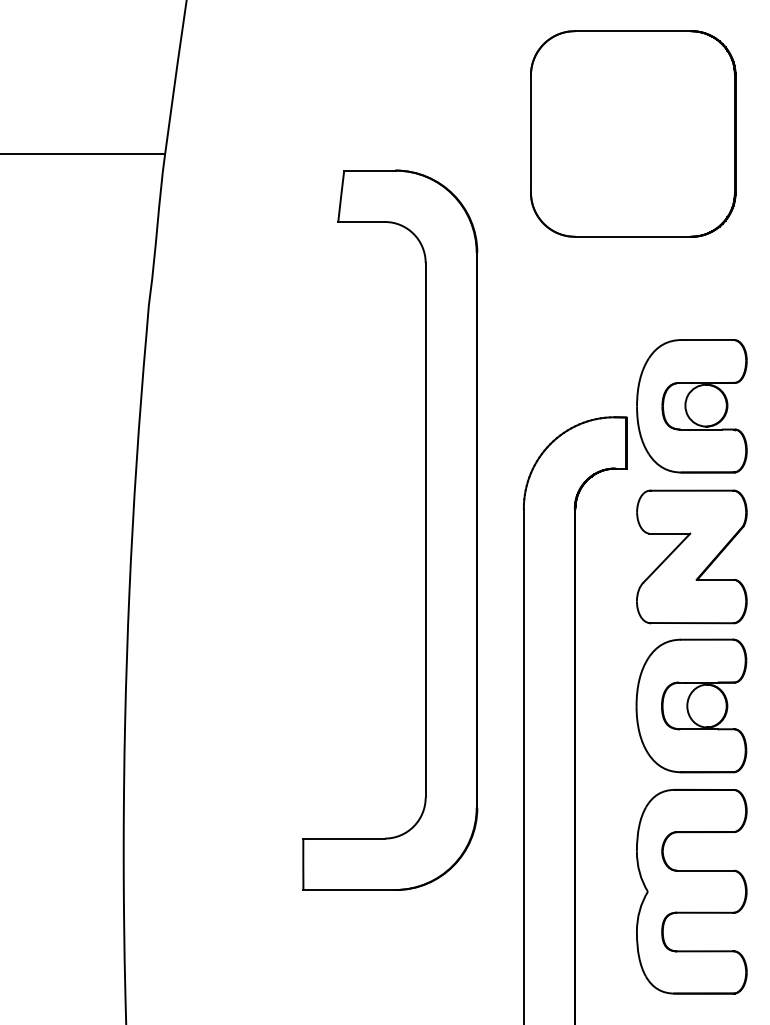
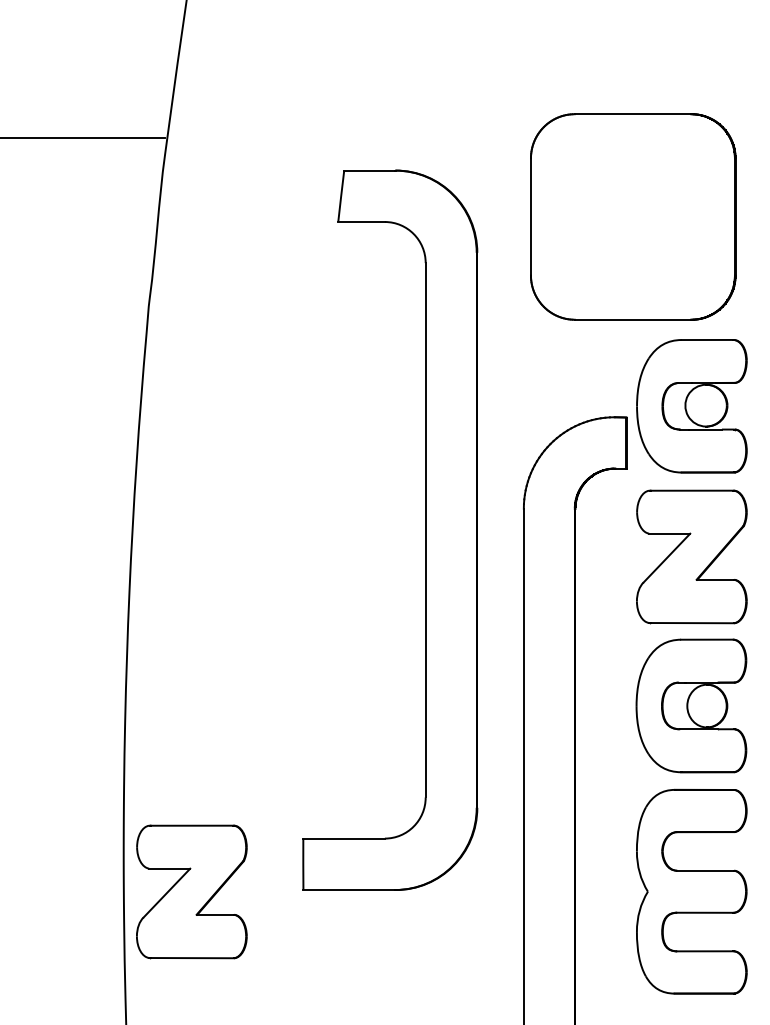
part position: (633, 133) -> (633, 216) (633, 216)
line position: (83, 154) -> (83, 138) (83, 138)
part: none -> present (191, 891)
